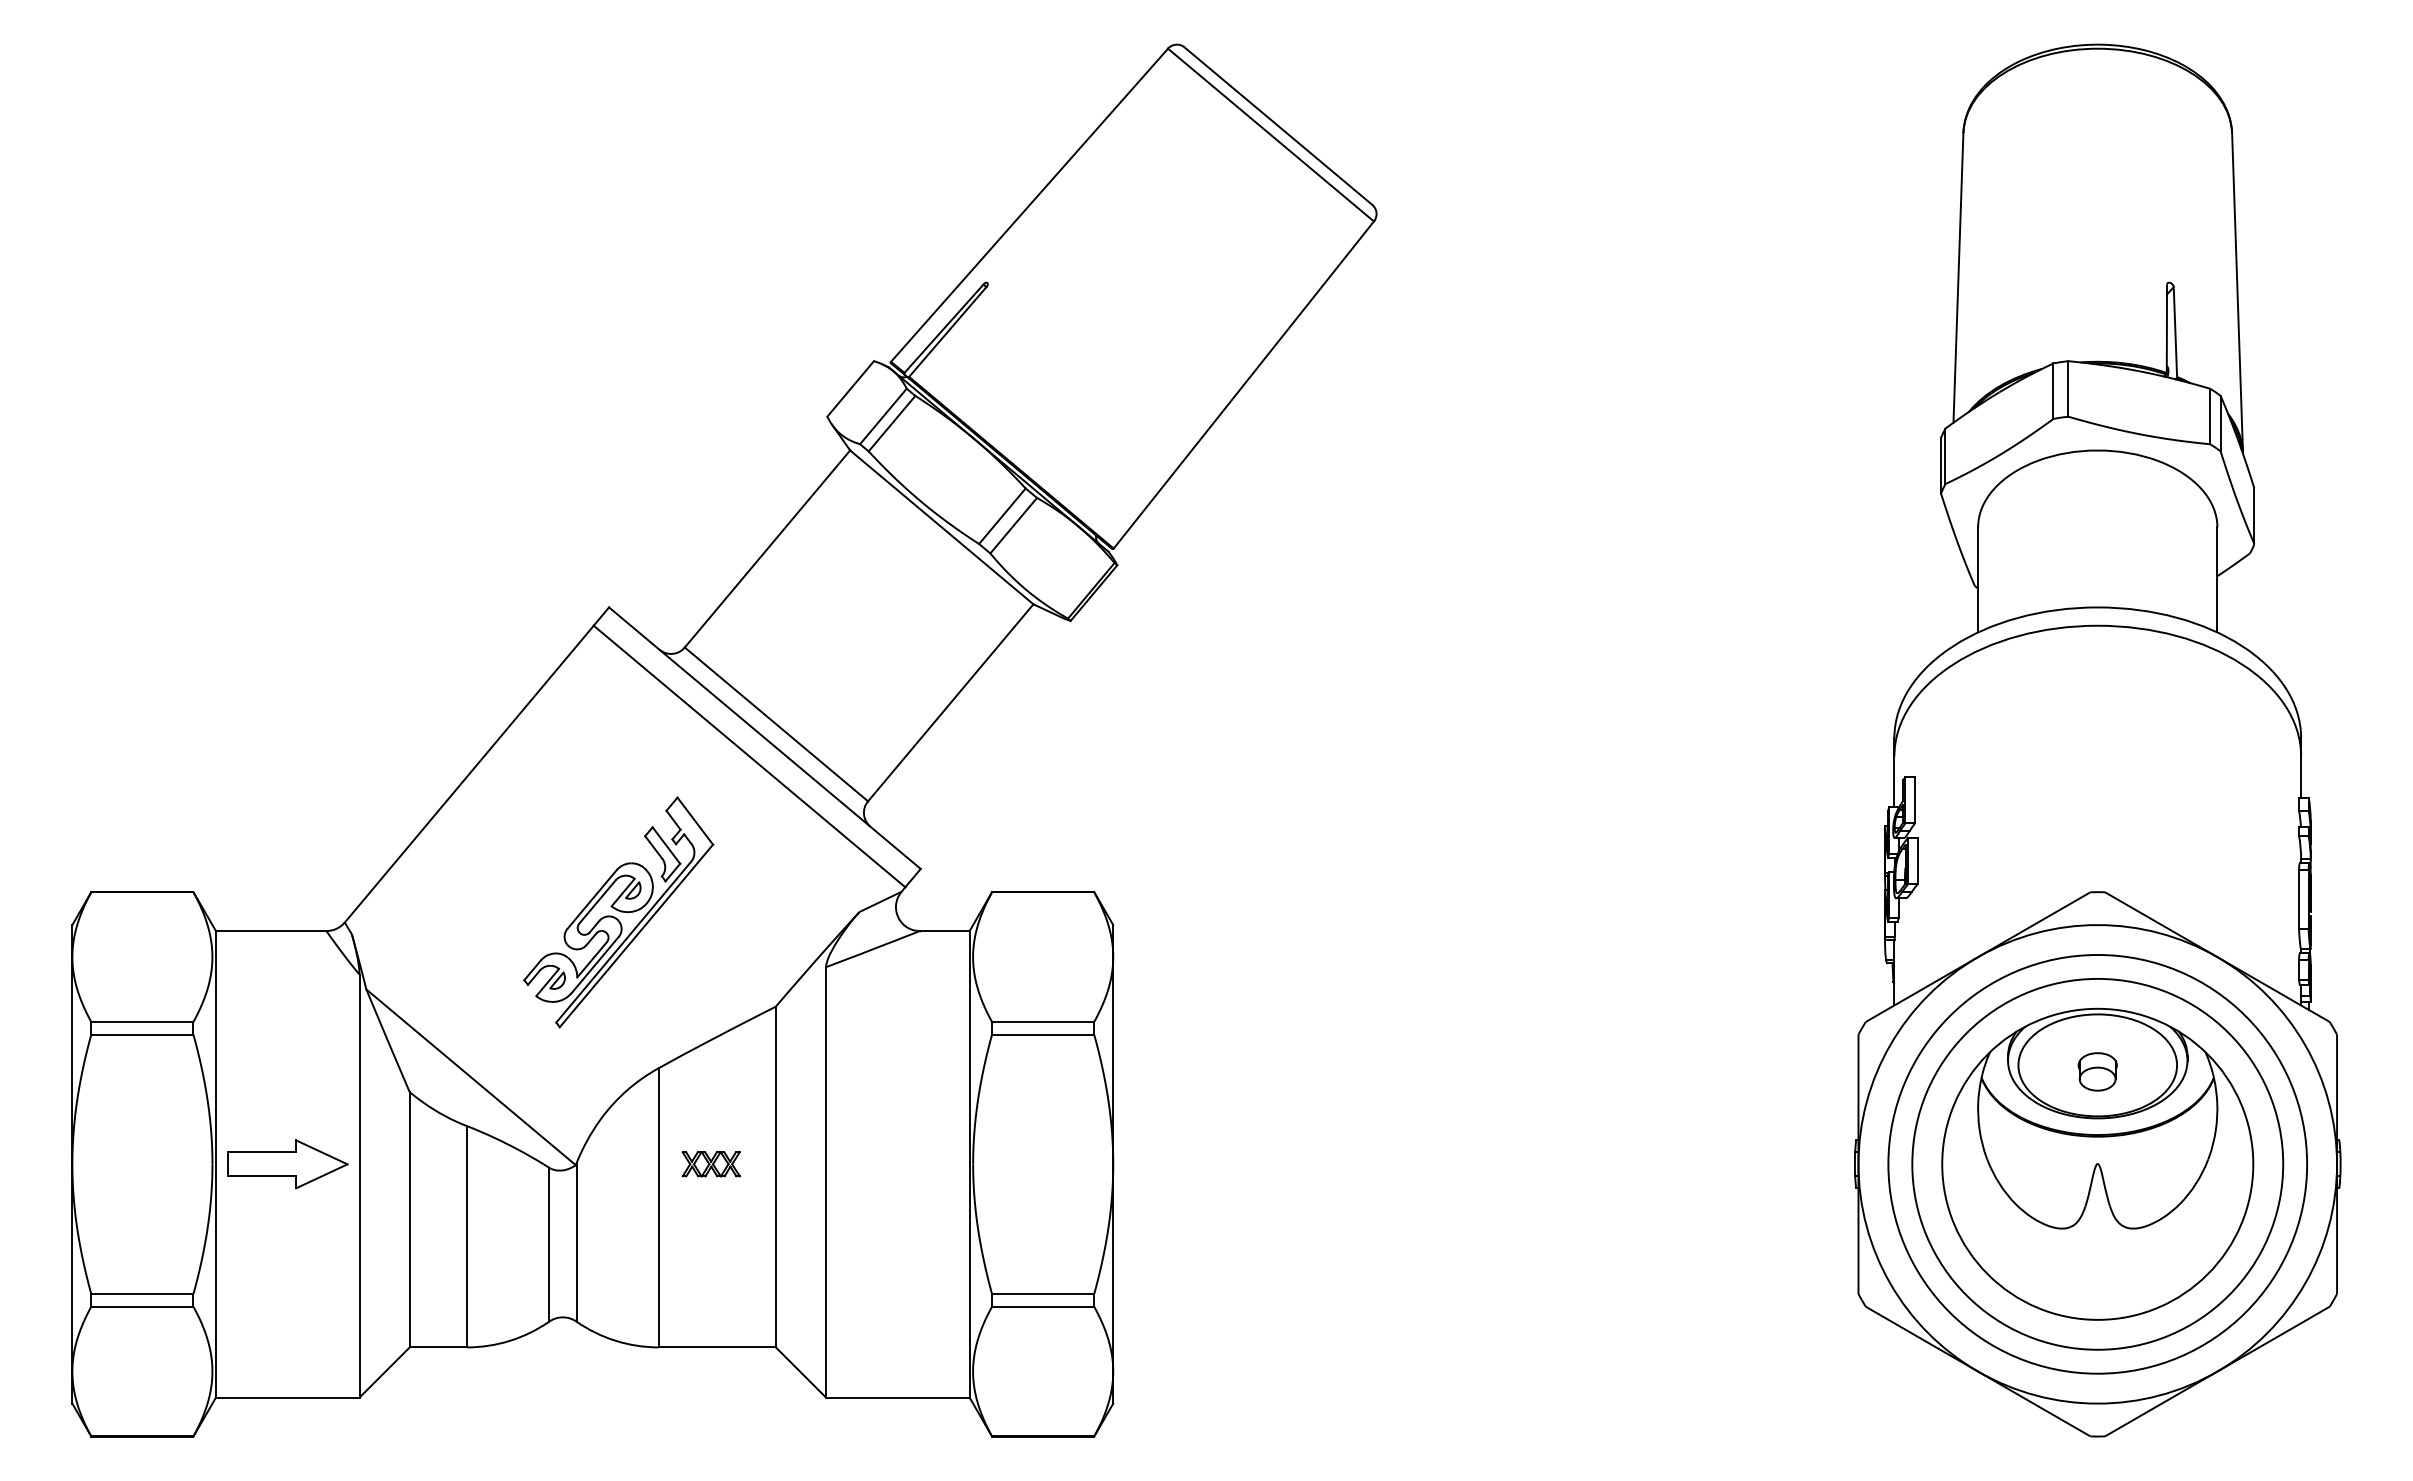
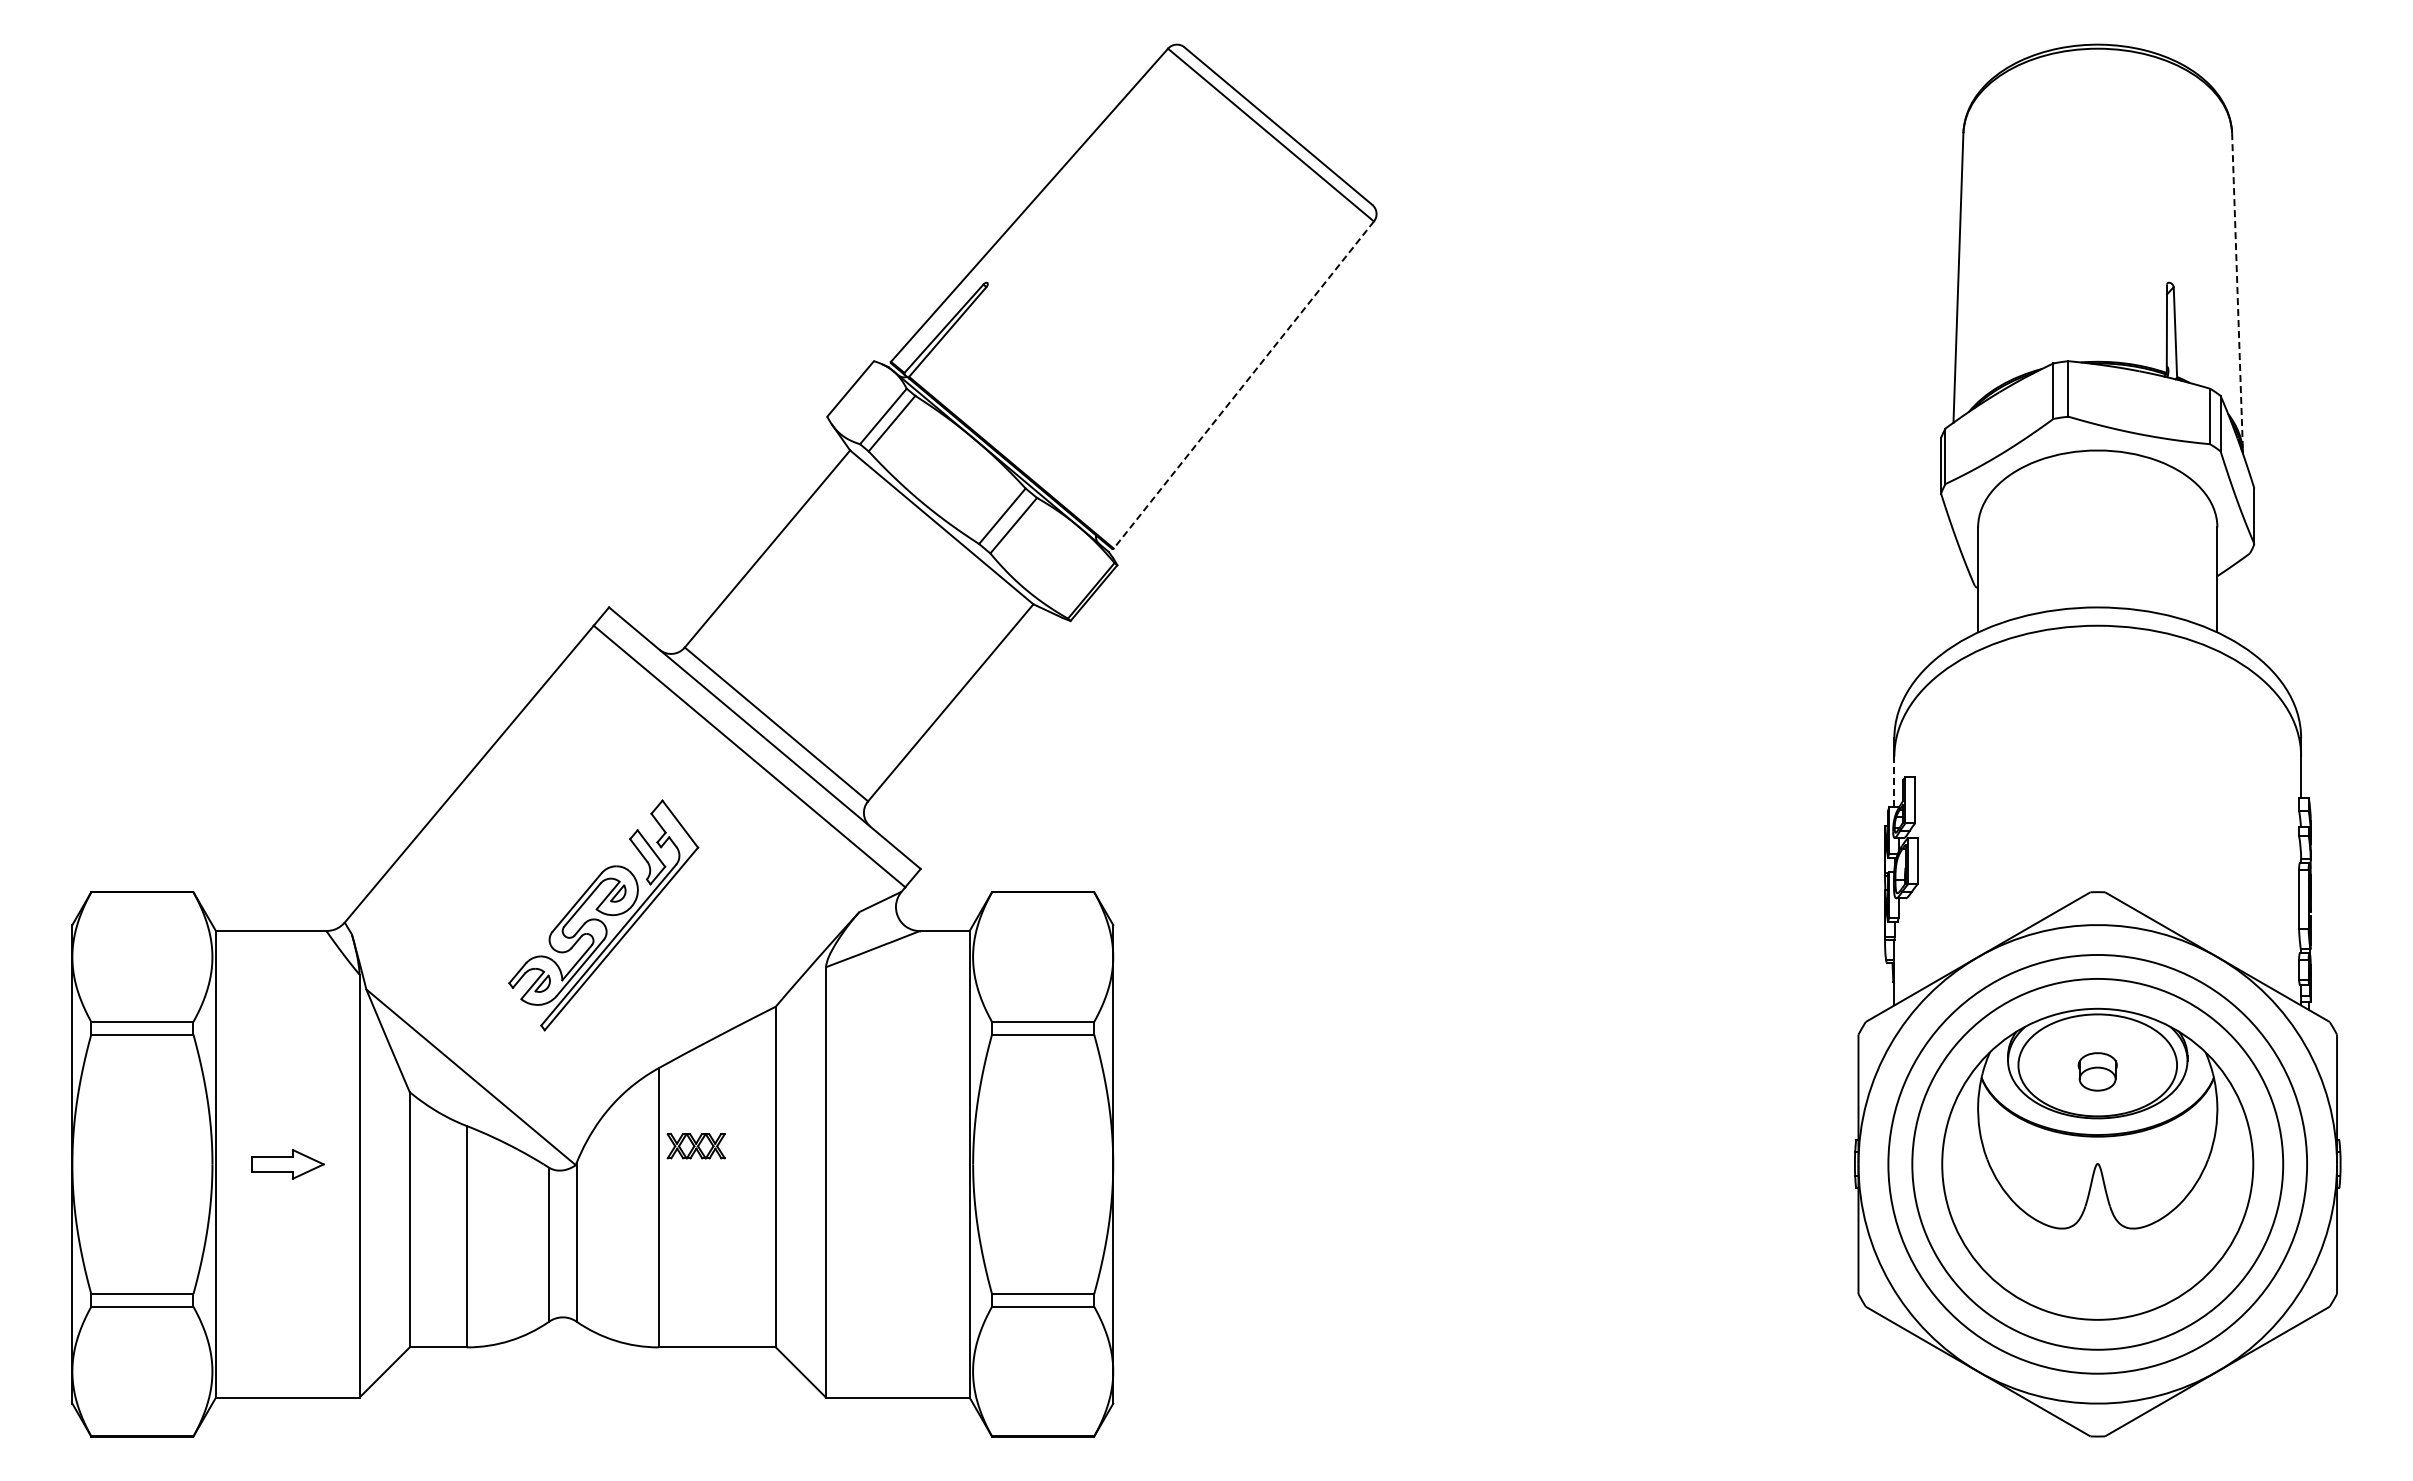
line: solid -> dashed (2237, 293)
line: solid -> dashed (1243, 385)
line: solid -> dashed (1894, 782)
part position: (618, 912) -> (603, 915) (603, 915)
part size: 122x51 px -> 74x31 px (287, 1164)
part position: (710, 1164) -> (695, 1146) (695, 1146)
